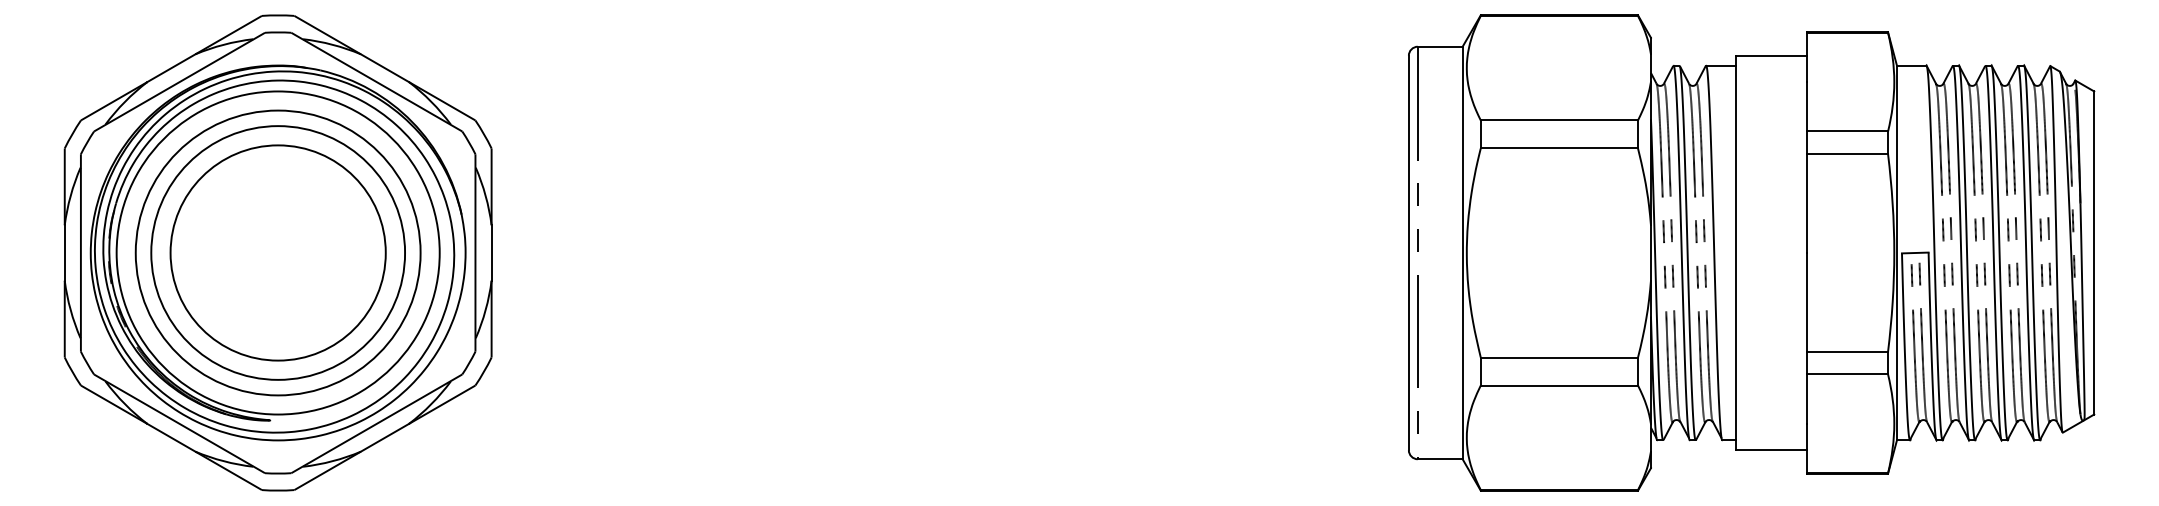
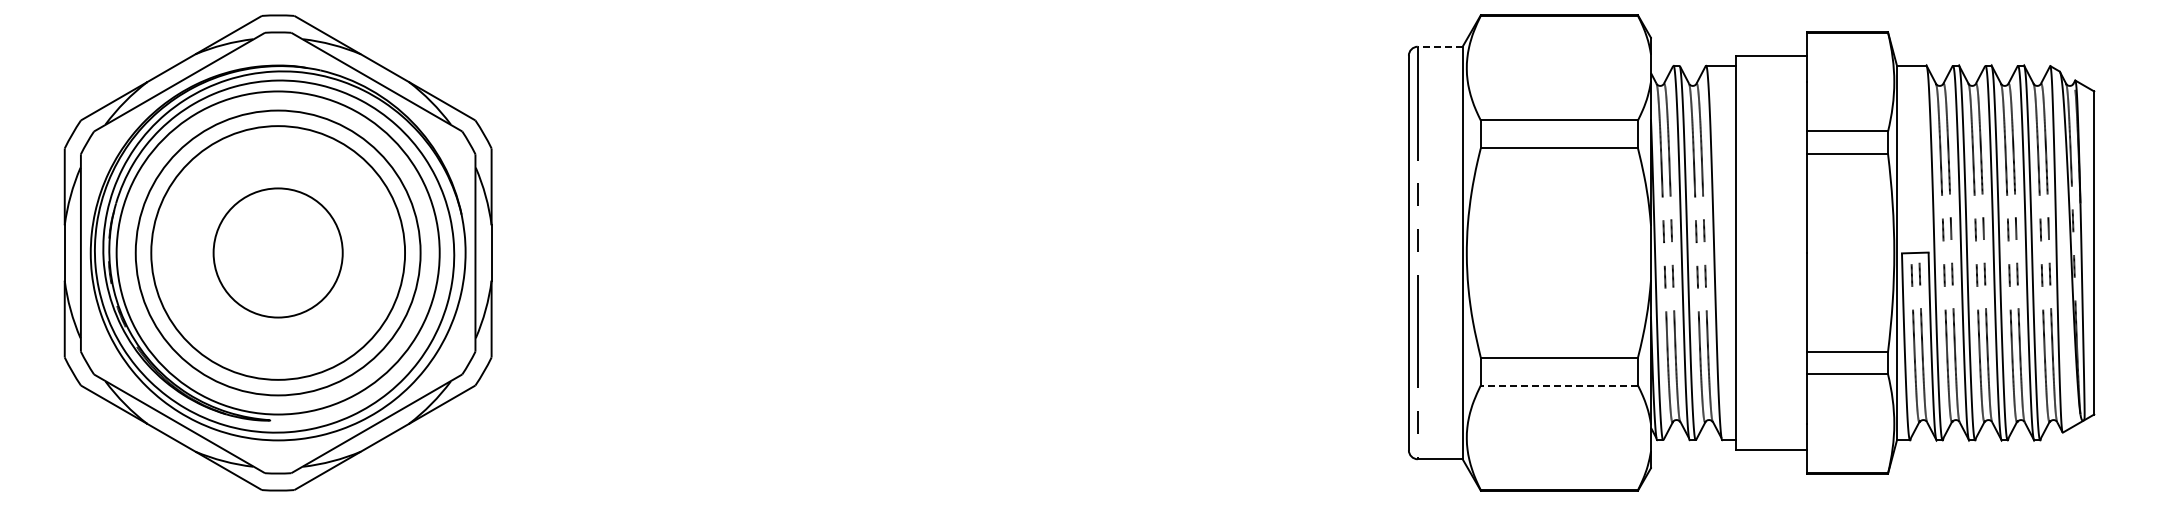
line: solid -> dashed (1439, 46)
circle diameter: 215 px -> 129 px (277, 252)
line: solid -> dashed (1559, 385)
